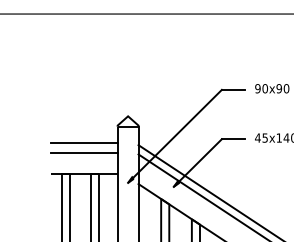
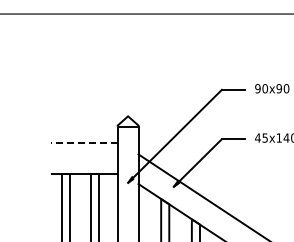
line: solid -> dashed (84, 143)
line: present -> none (83, 152)
line: present -> none (209, 191)
